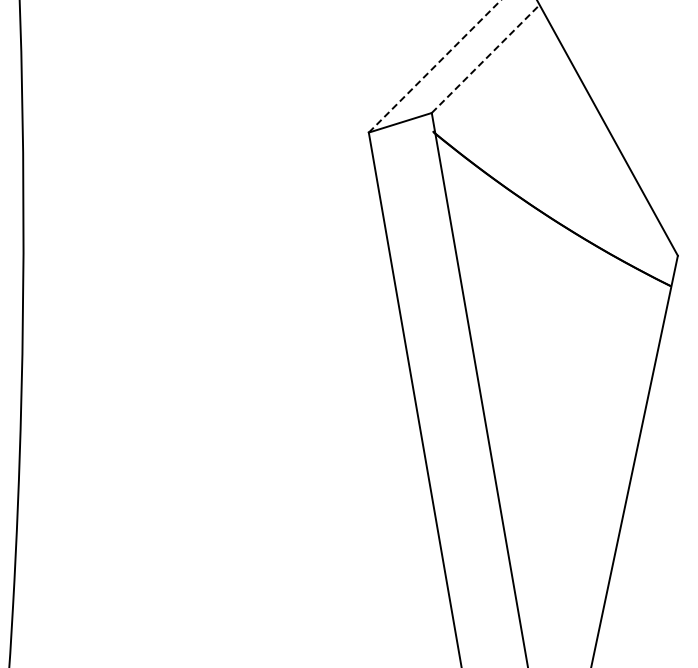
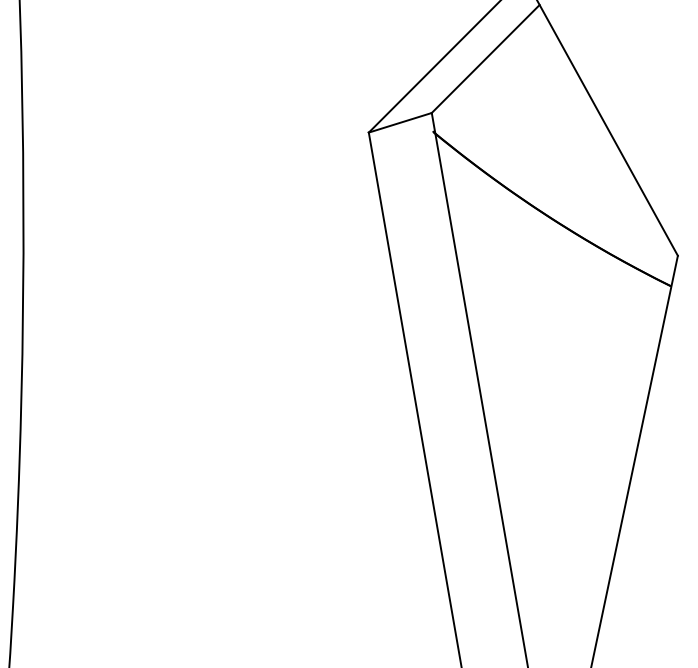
line: dashed -> solid (486, 58)
line: dashed -> solid (435, 66)
